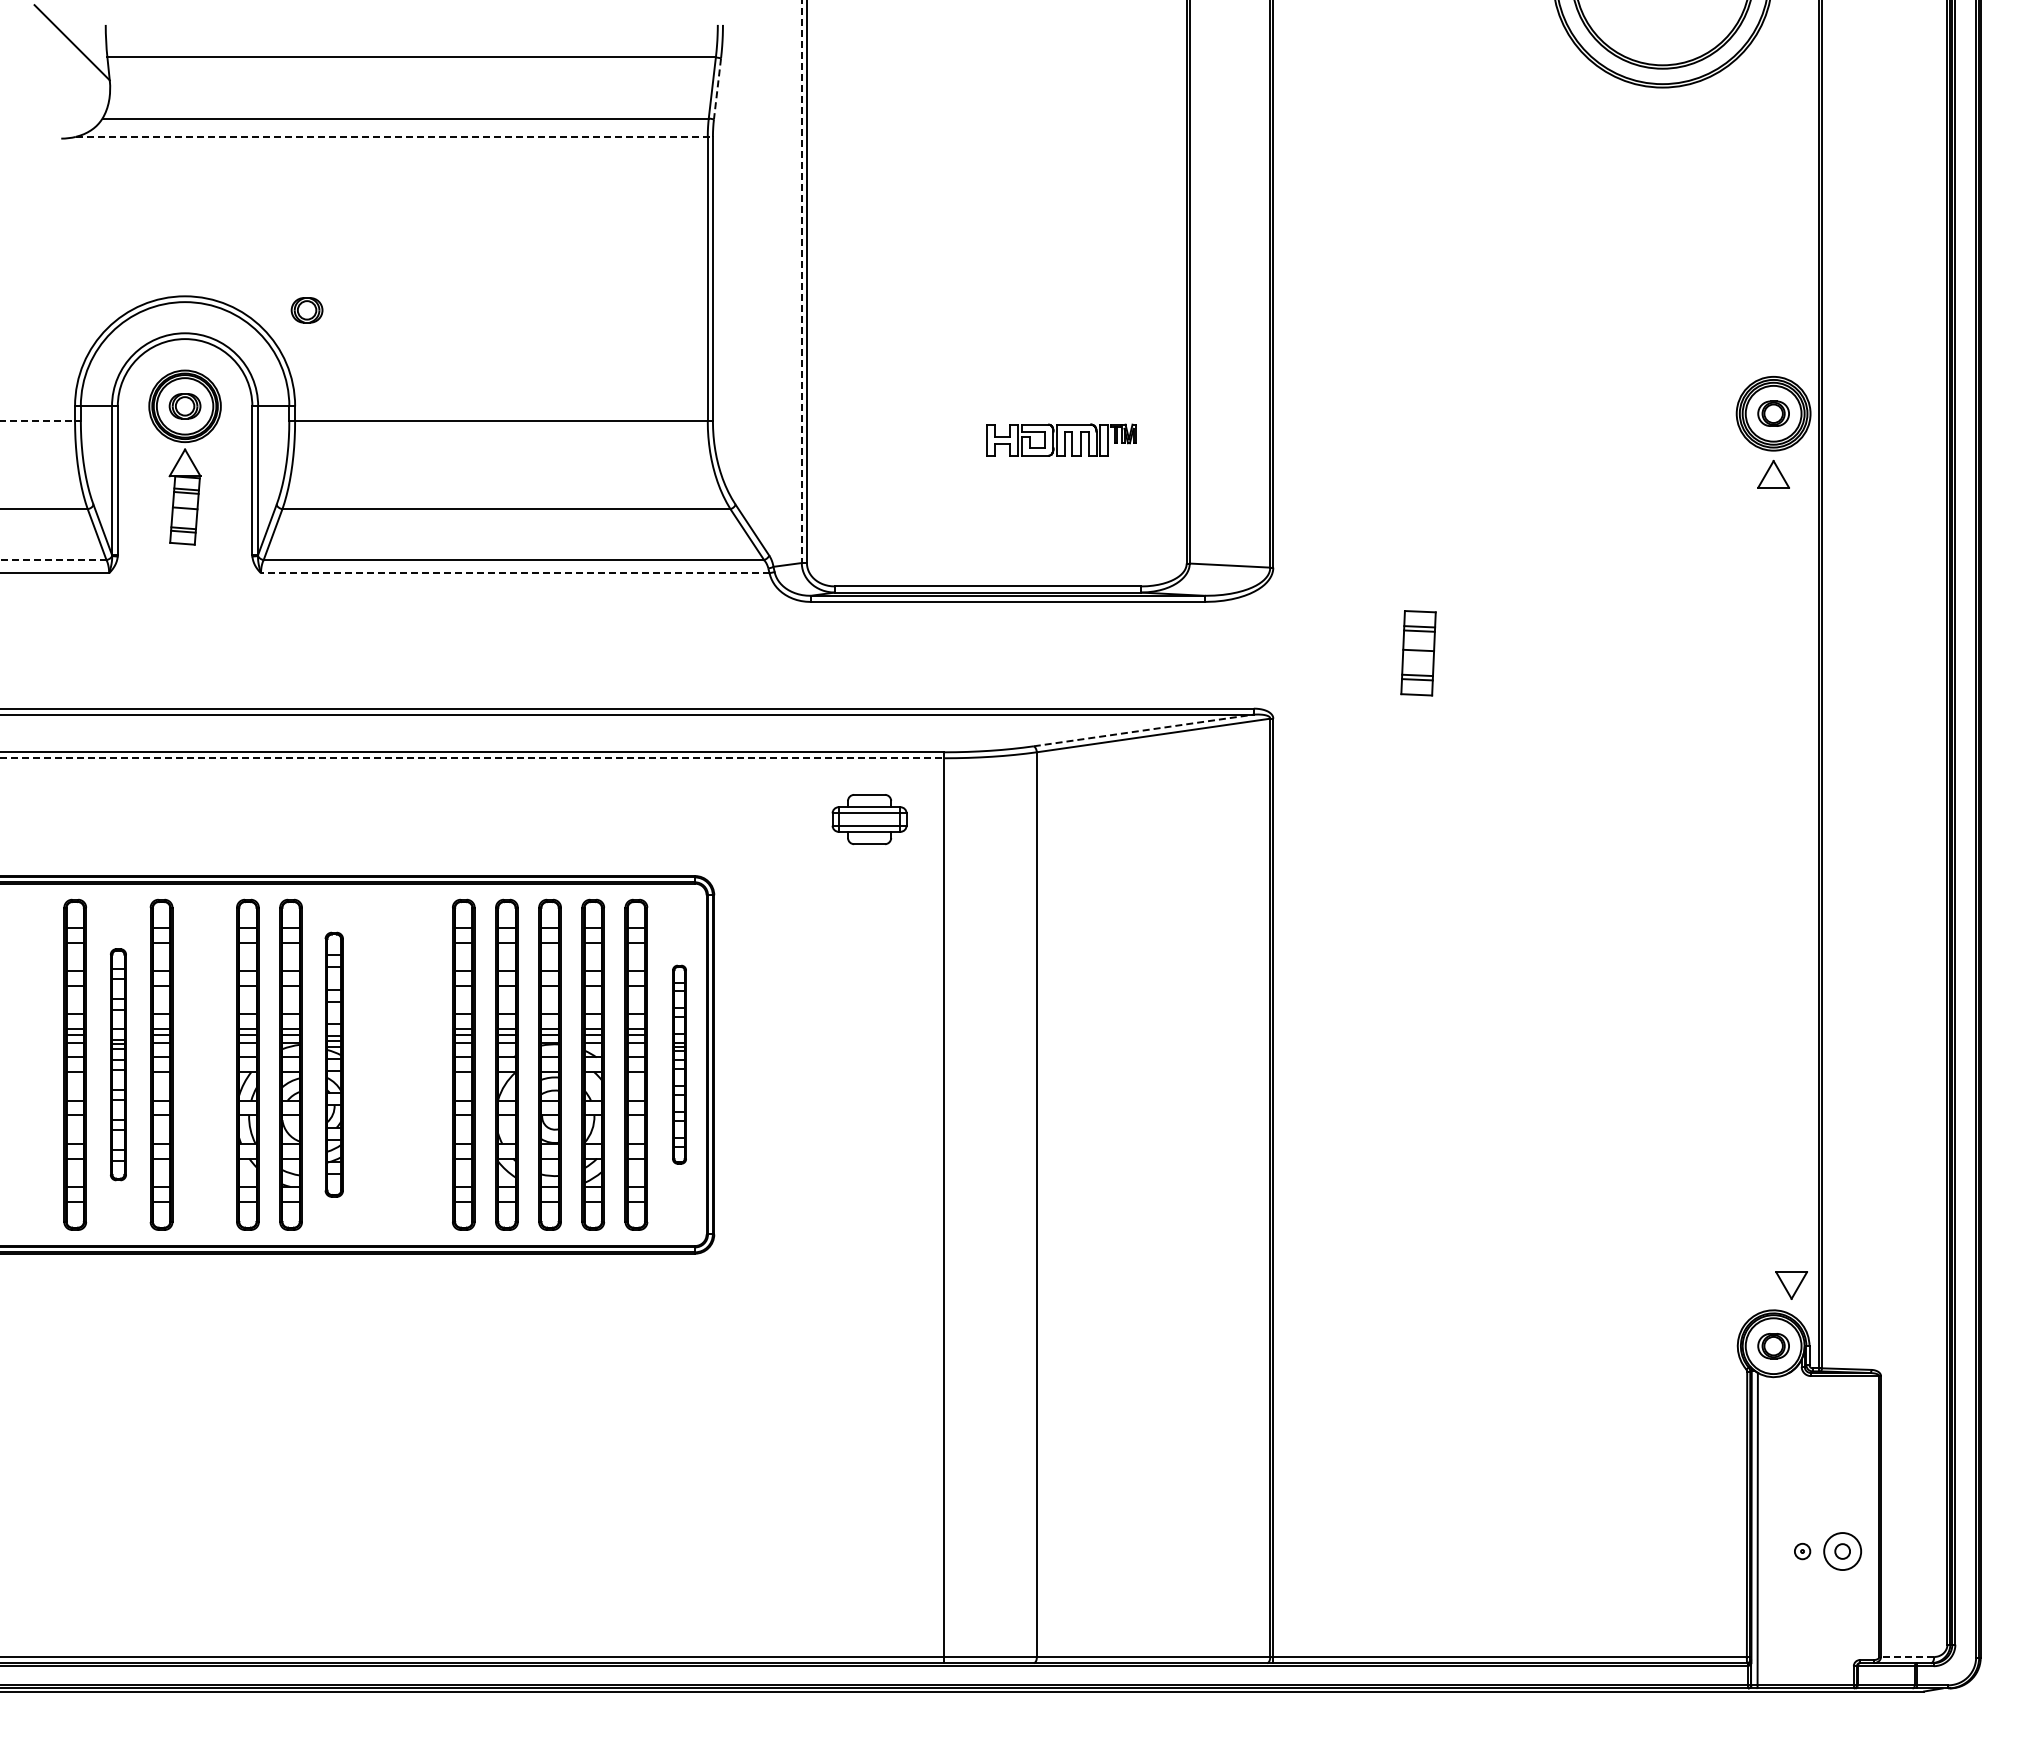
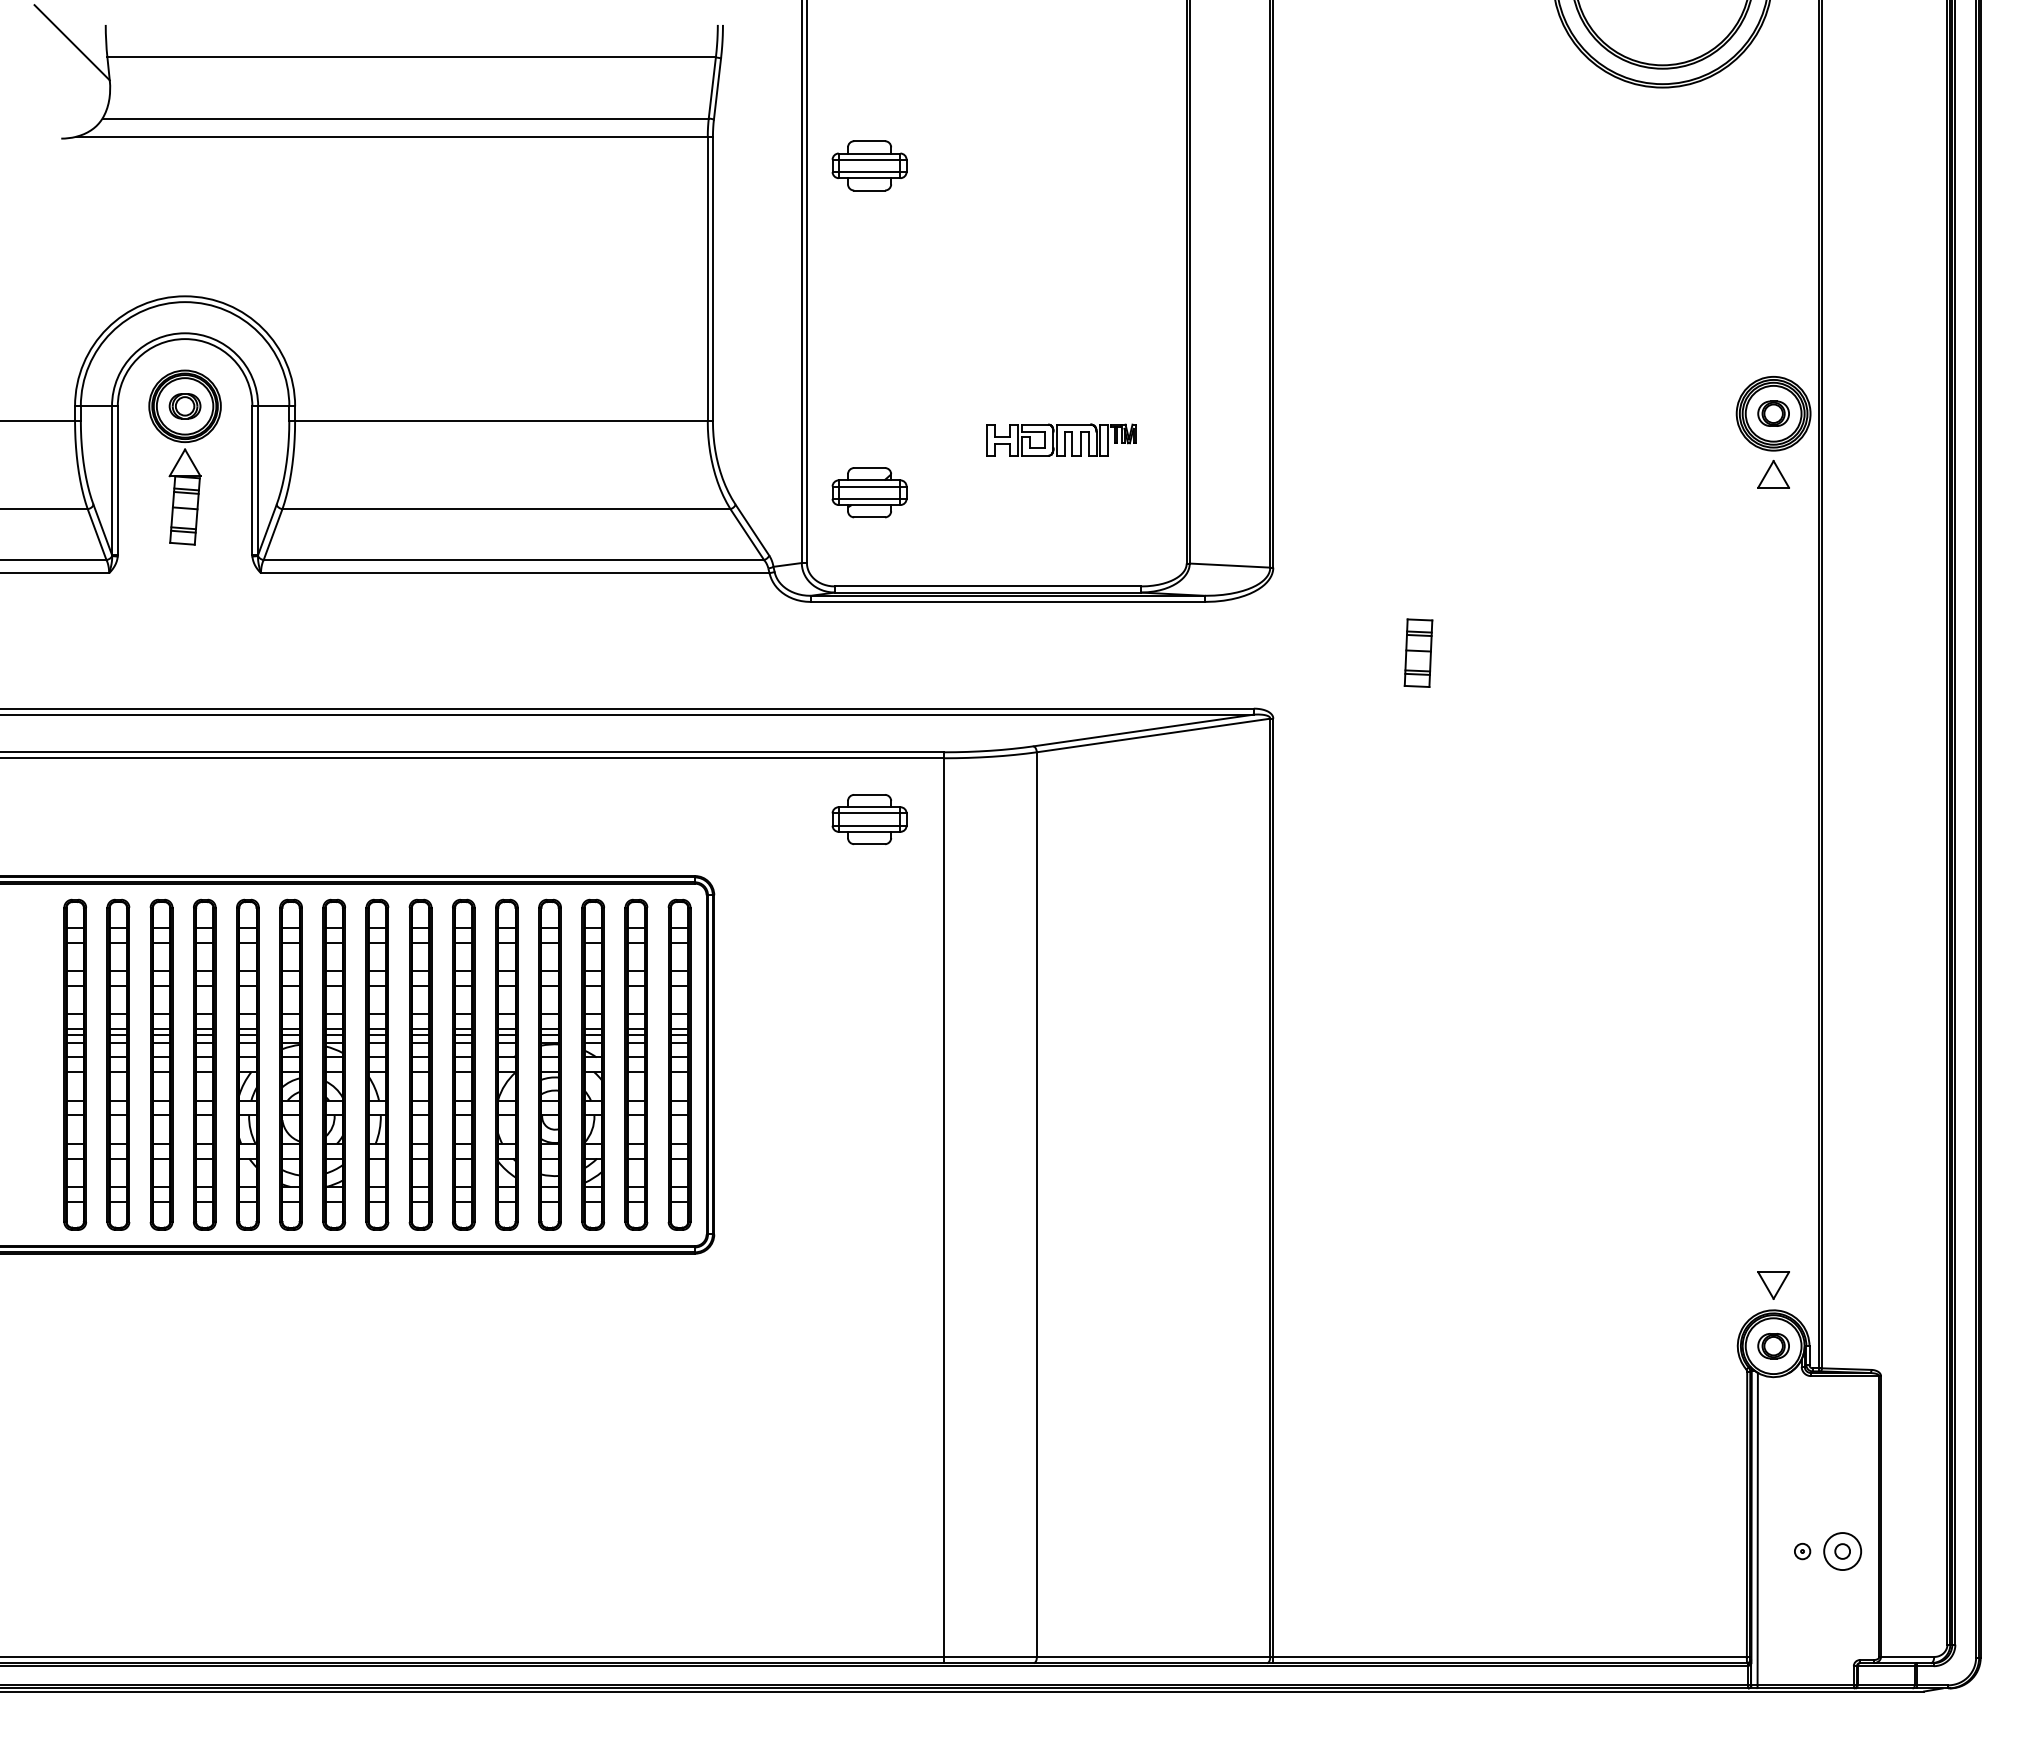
line: dashed -> solid (717, 89)
line: dashed -> solid (394, 136)
part: none -> present (869, 165)
line: dashed -> solid (801, 282)
part: present -> none (306, 310)
line: dashed -> solid (40, 421)
part: none -> present (869, 492)
line: dashed -> solid (53, 560)
line: dashed -> solid (514, 573)
part size: 37x87 px -> 31x70 px (1418, 652)
line: dashed -> solid (1144, 730)
line: dashed -> solid (472, 758)
part size: 17x234 px -> 25x333 px (118, 1064)
part: none -> present (204, 1064)
part size: 20x267 px -> 25x333 px (334, 1064)
part: none -> present (377, 1064)
part: none -> present (420, 1064)
part size: 15x201 px -> 25x333 px (679, 1064)
part position: (1791, 1285) -> (1773, 1285) (1773, 1285)
line: dashed -> solid (1906, 1656)
